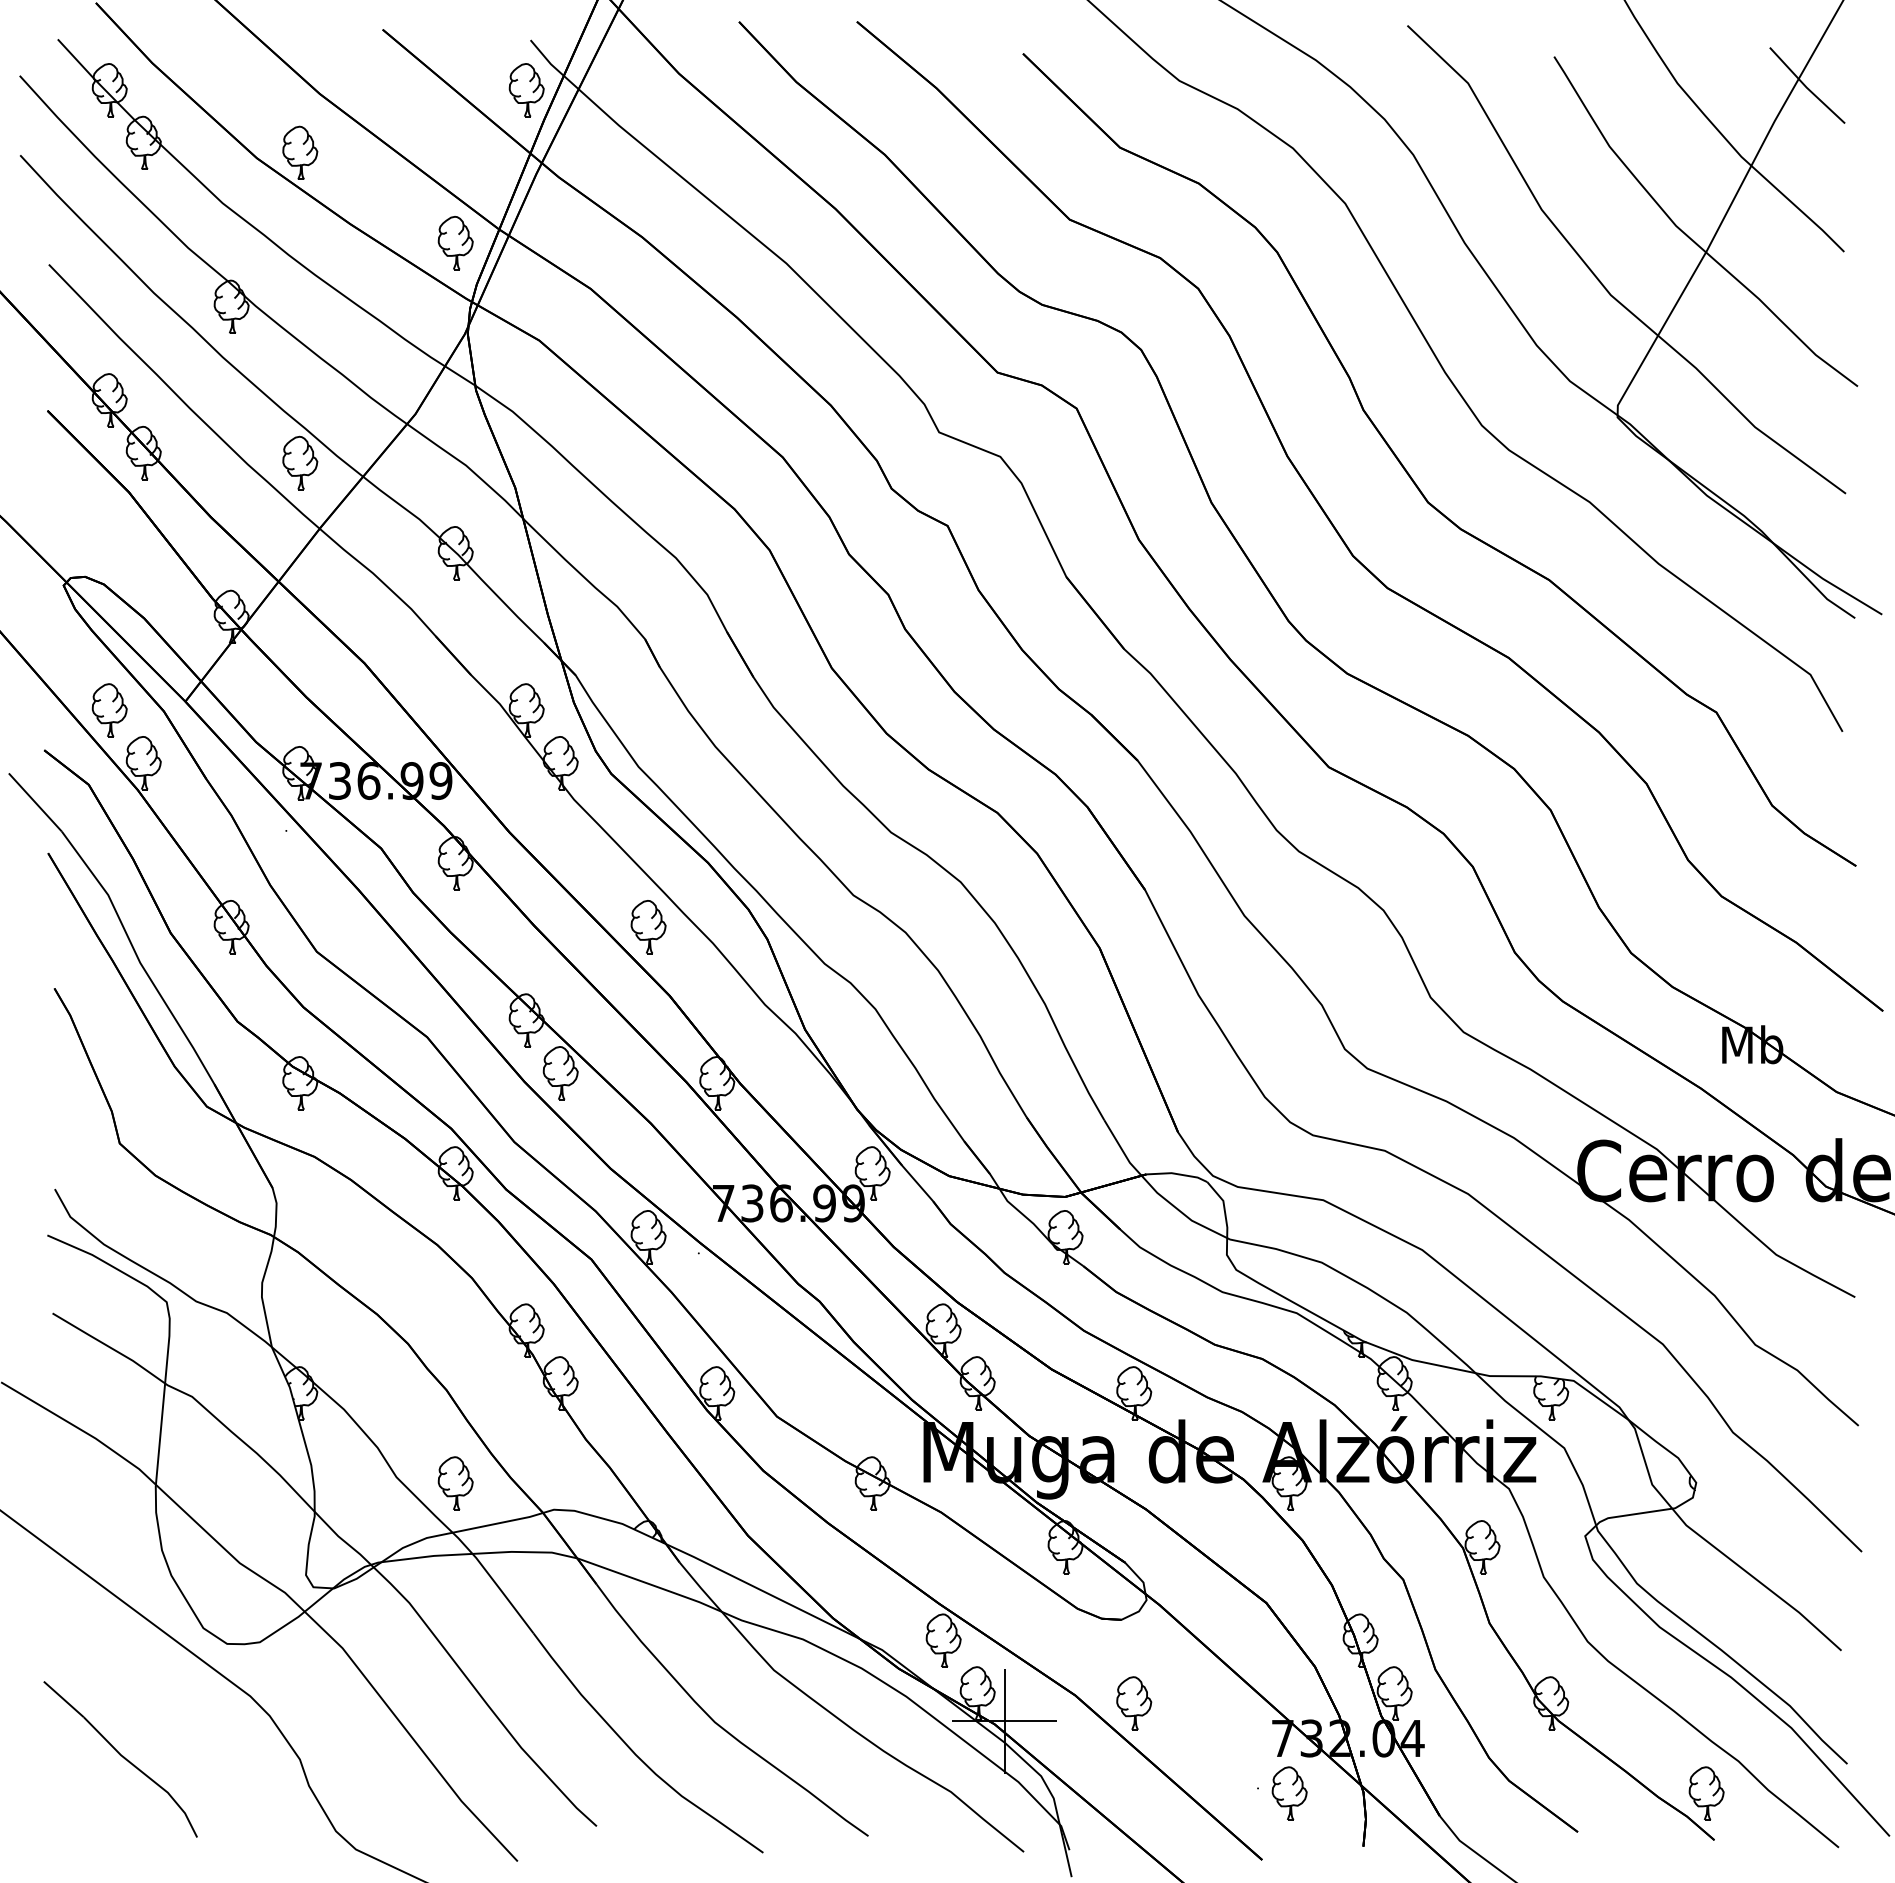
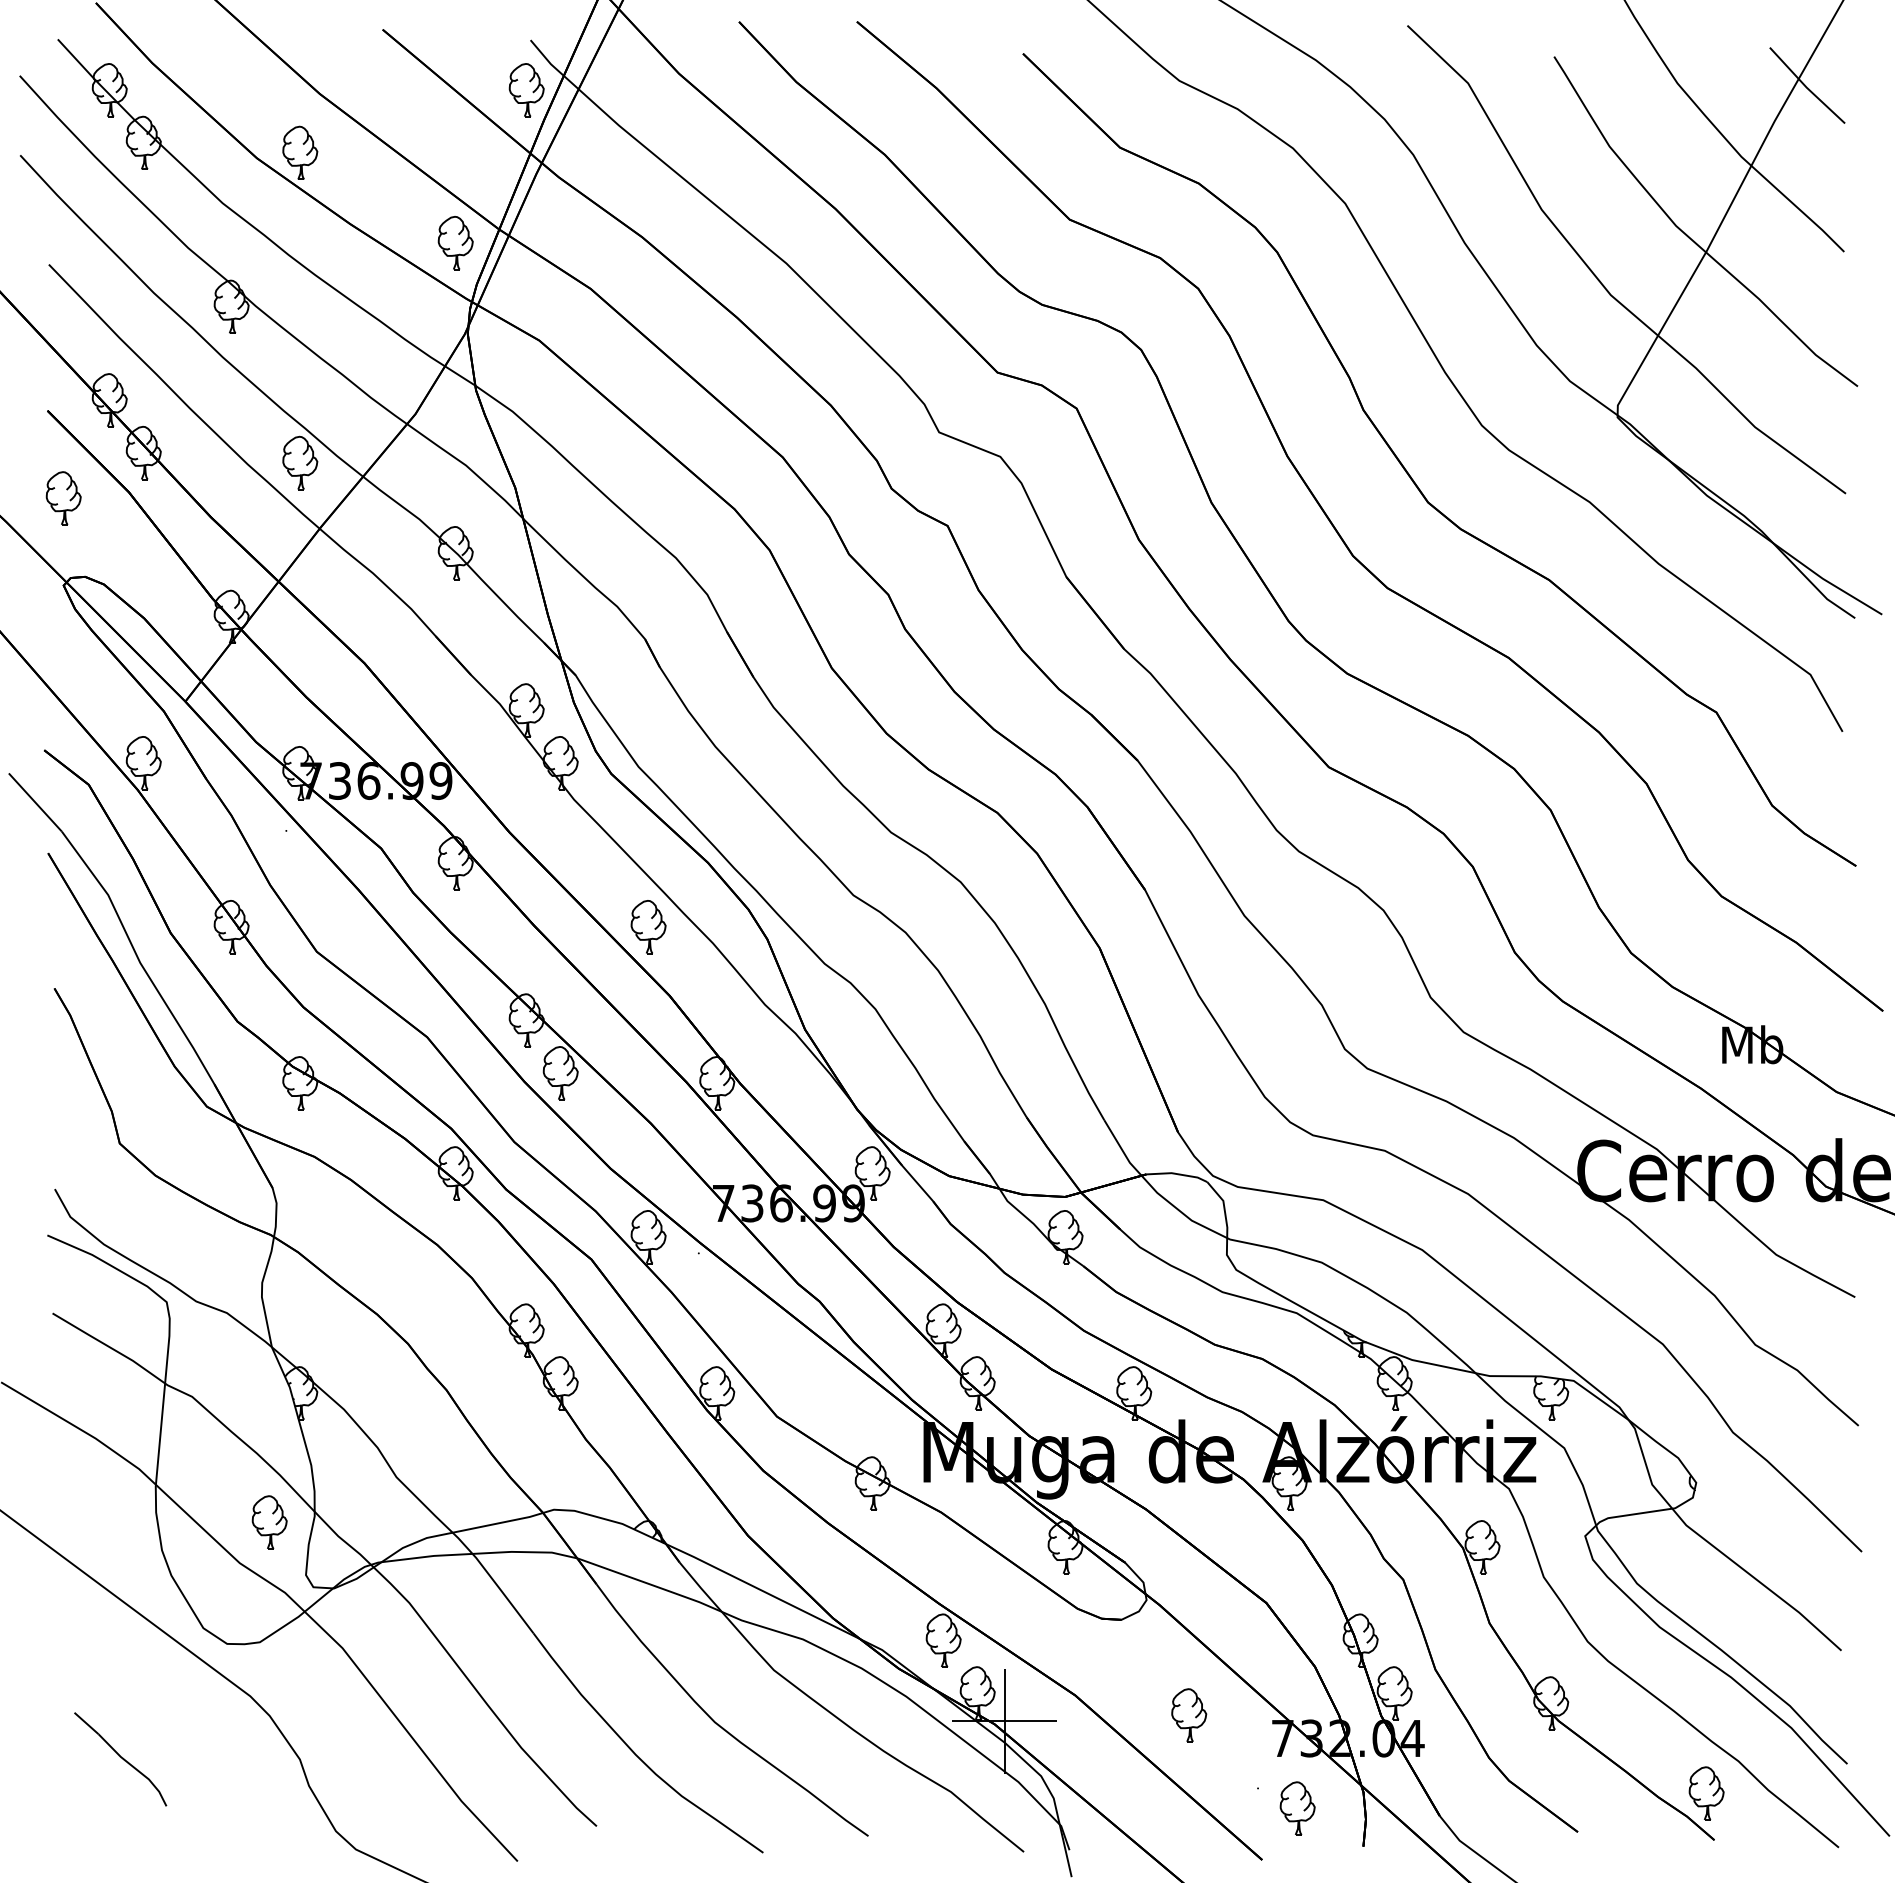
part position: (109, 710) -> (63, 498) (63, 498)
part position: (455, 1483) -> (269, 1522) (269, 1522)
part position: (1134, 1703) -> (1189, 1715) (1189, 1715)
part size: 155x157 px -> 94x95 px (120, 1759)
part position: (1289, 1793) -> (1297, 1808) (1297, 1808)
